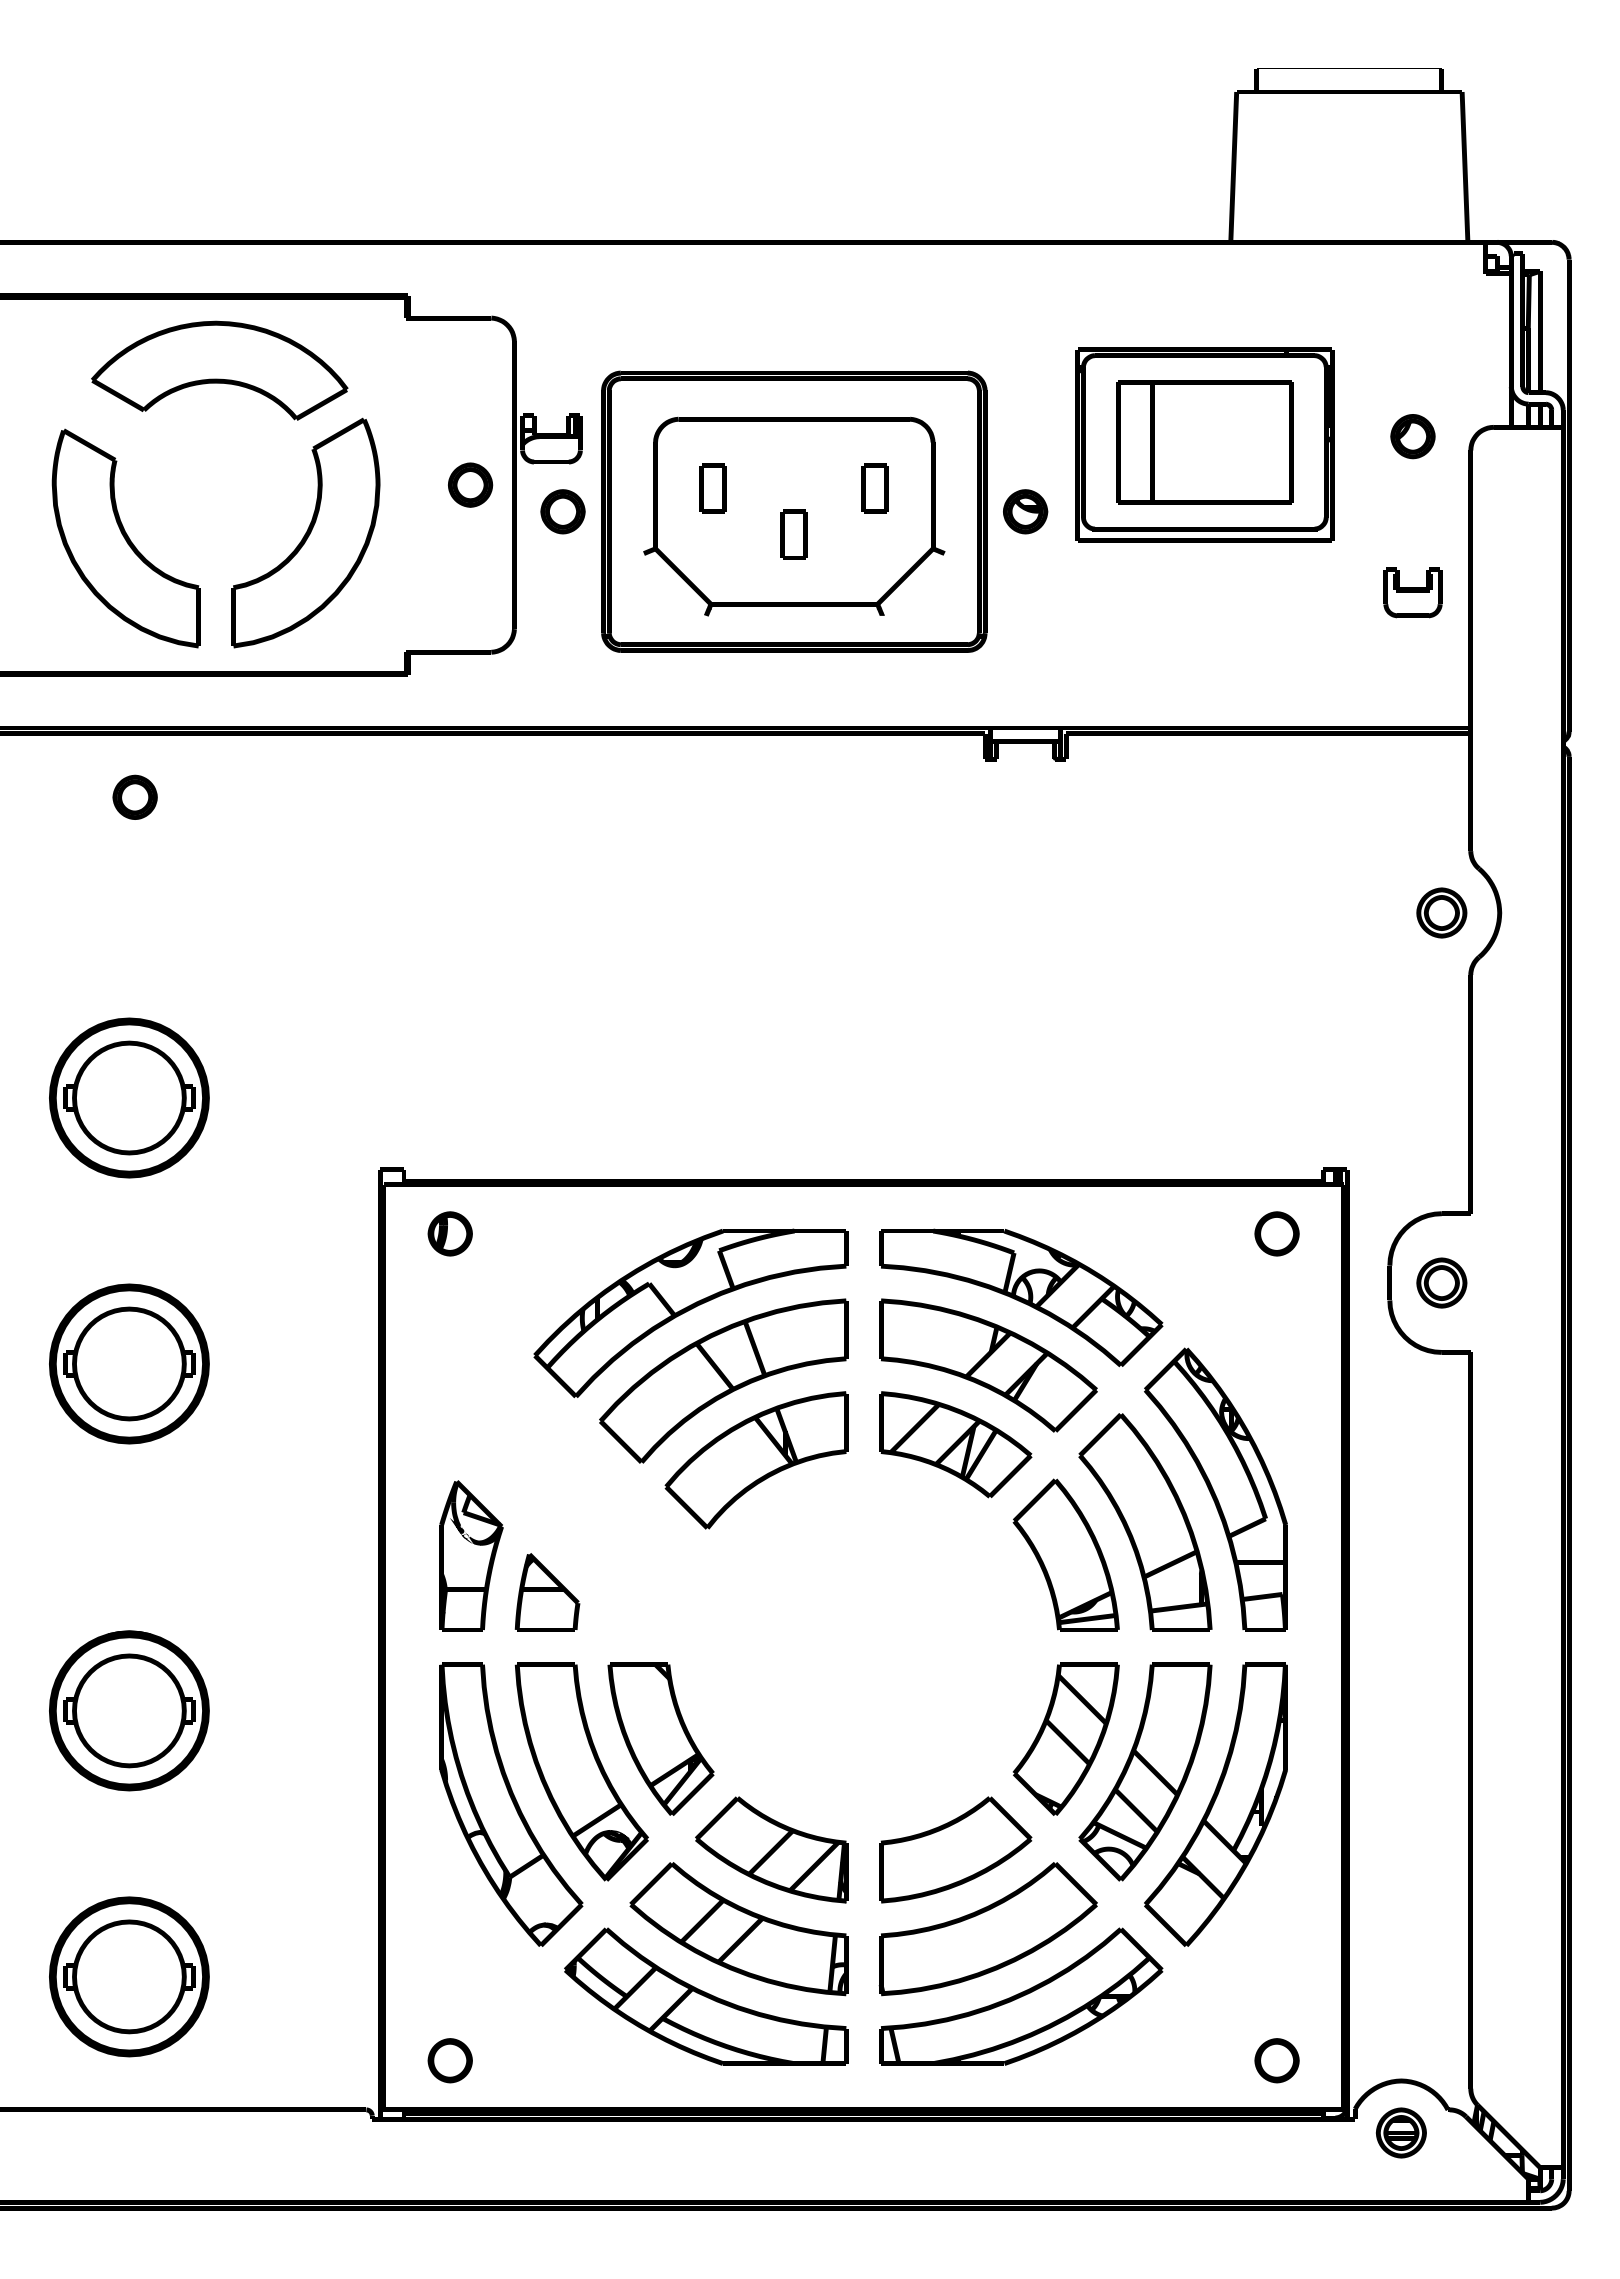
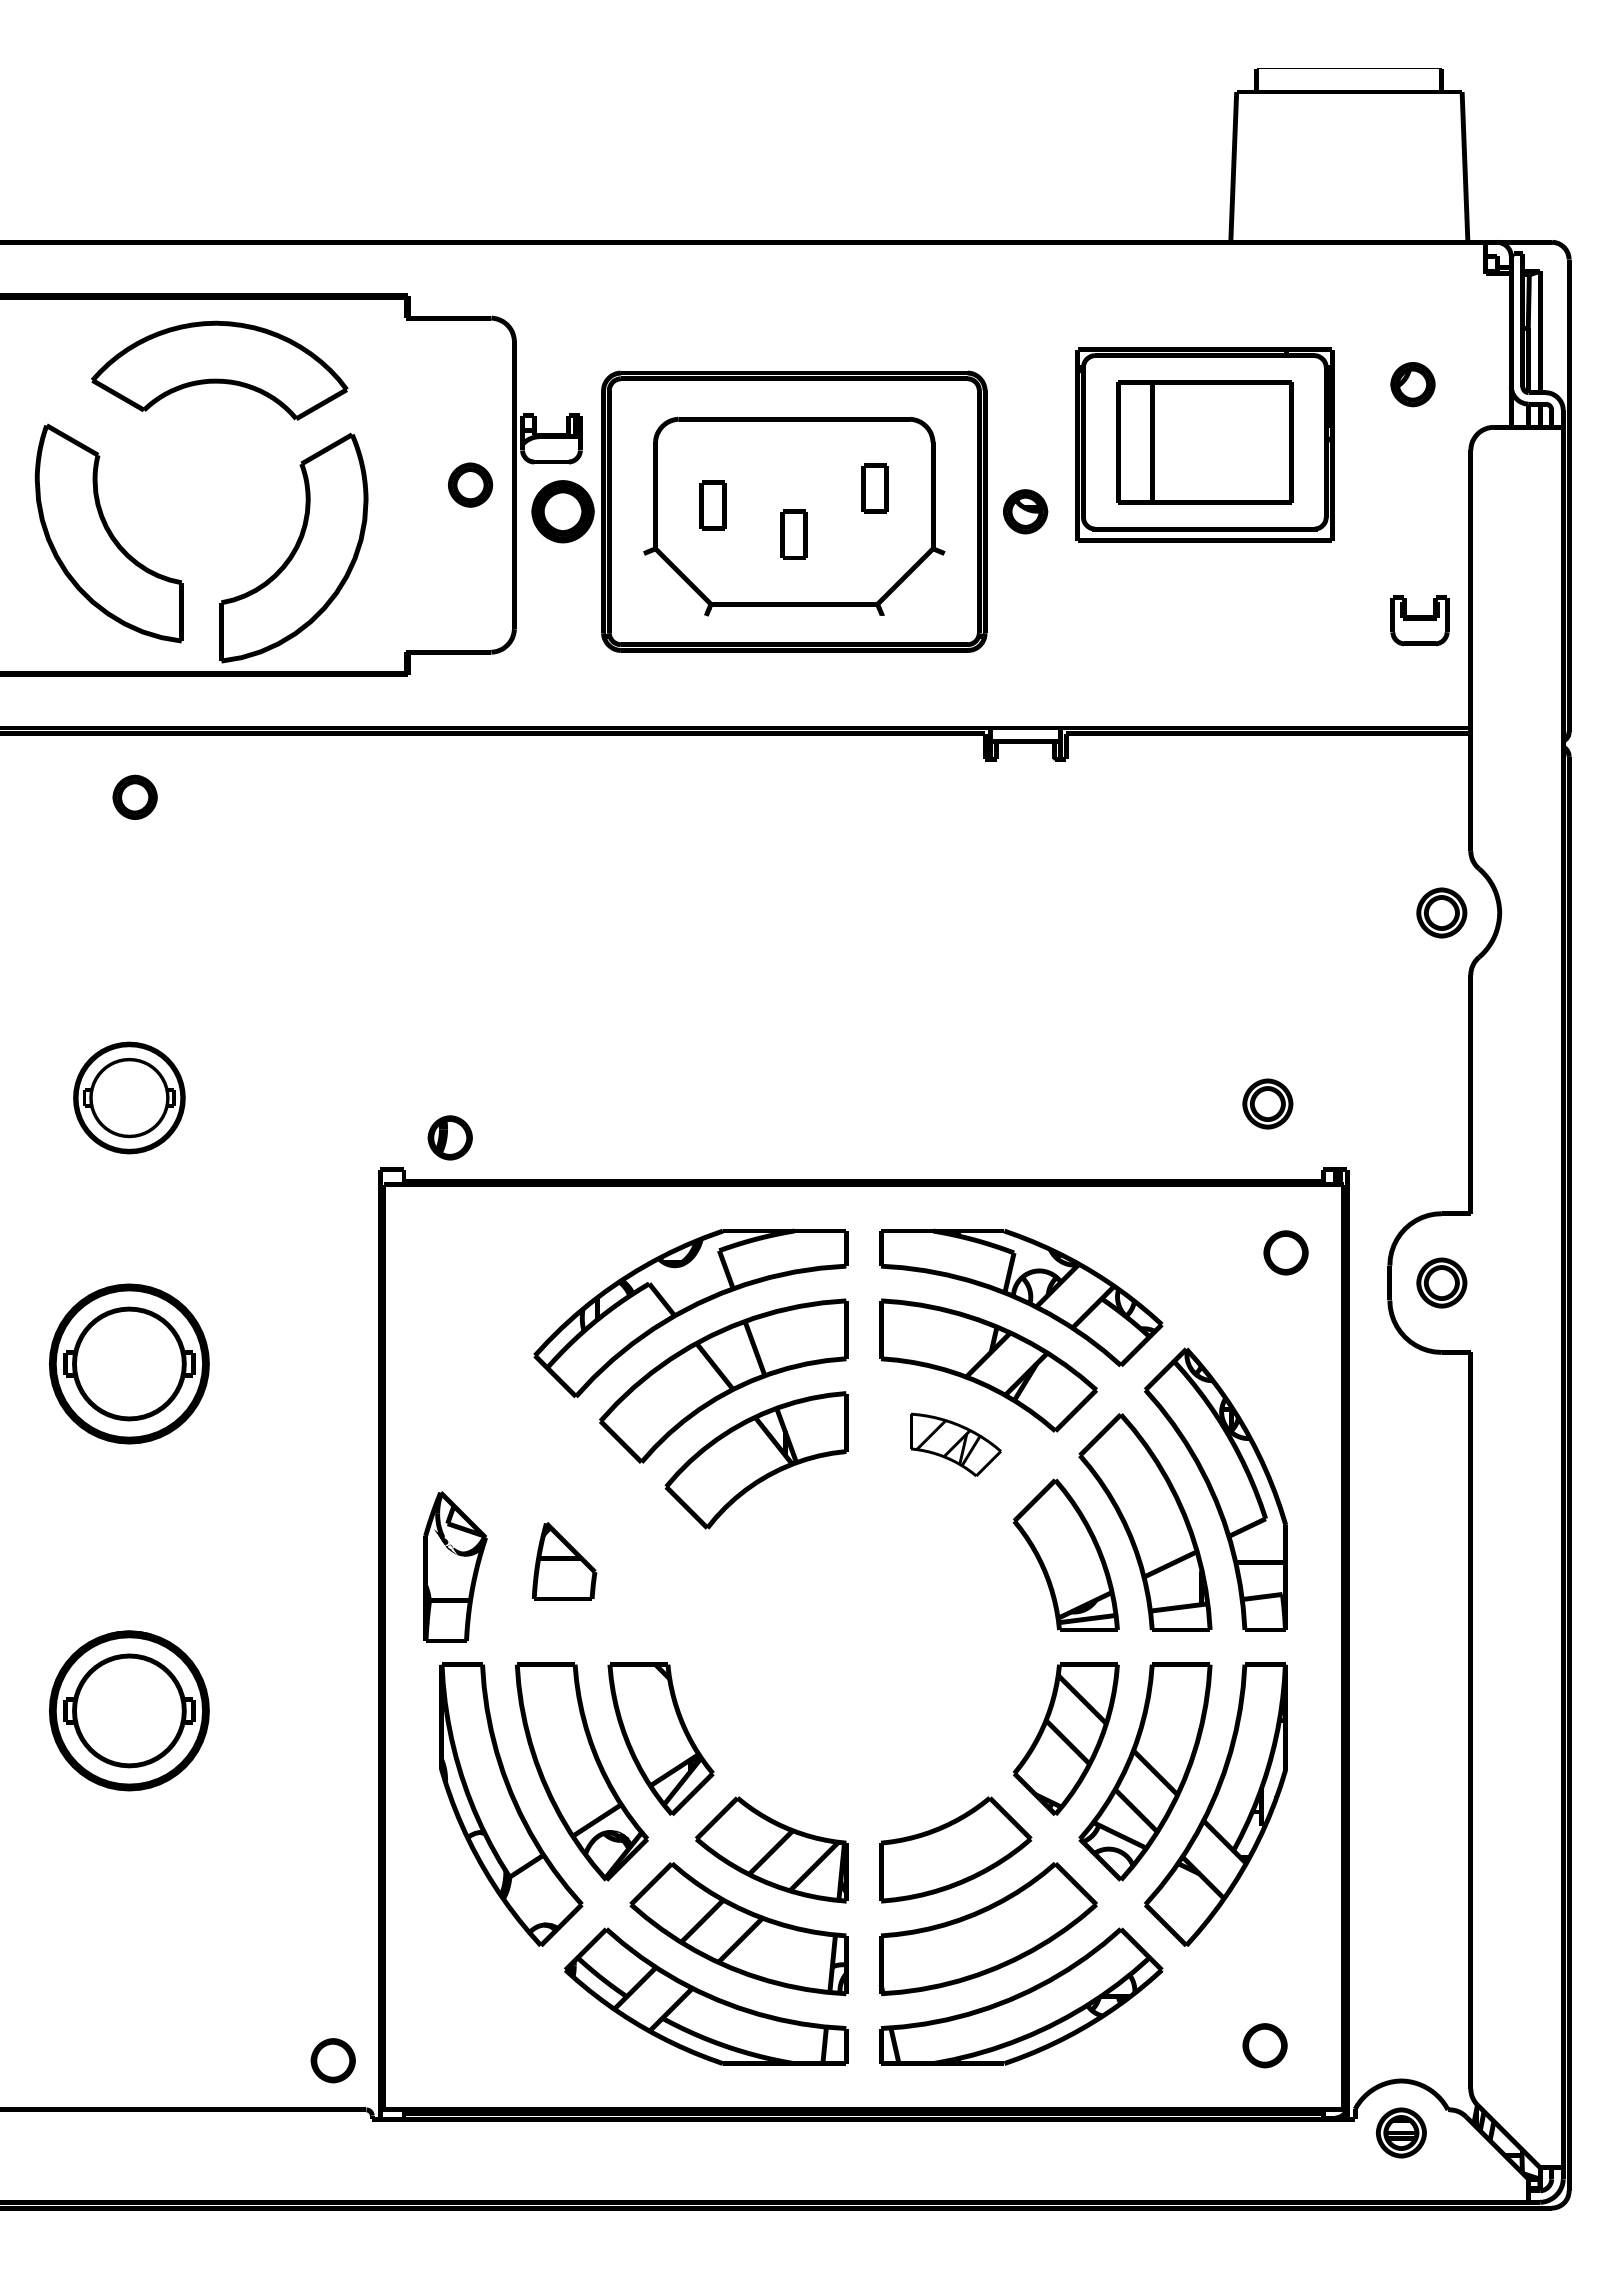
part position: (1412, 436) -> (1412, 384) (1412, 384)
part position: (712, 488) -> (712, 505) (712, 505)
part size: 46x46 px -> 64x64 px (562, 511)
part position: (305, 532) -> (293, 547) (293, 547)
part position: (125, 538) -> (108, 533) (108, 533)
part position: (1412, 592) -> (1419, 620) (1419, 620)
part size: 161x162 px -> 113x114 px (129, 1097)
part: none -> present (1267, 1103)
part position: (449, 1233) -> (449, 1137) (449, 1137)
part position: (1276, 1233) -> (1285, 1252) (1285, 1252)
part size: 154x108 px -> 92x65 px (955, 1444)
part position: (471, 1555) -> (455, 1566) (455, 1566)
part position: (547, 1592) -> (564, 1561) (564, 1561)
part: present -> none (129, 1976)
part position: (449, 2060) -> (332, 2060) (332, 2060)
part position: (1276, 2060) -> (1264, 2045) (1264, 2045)
